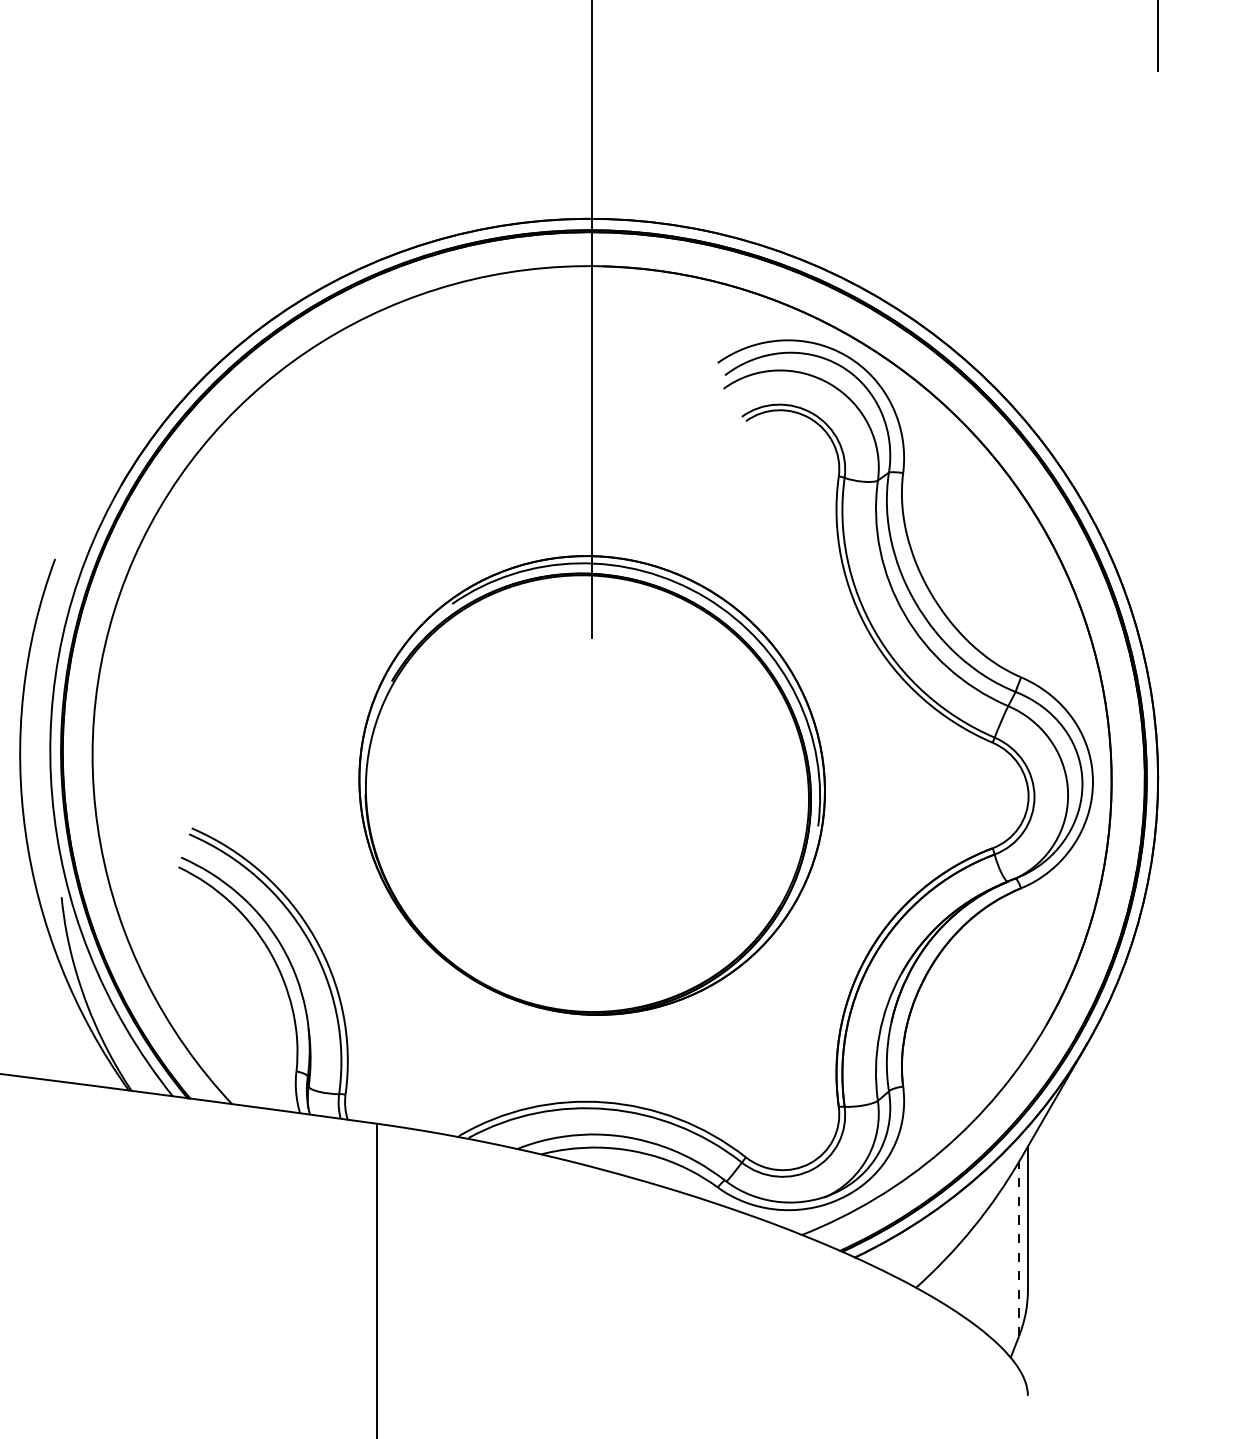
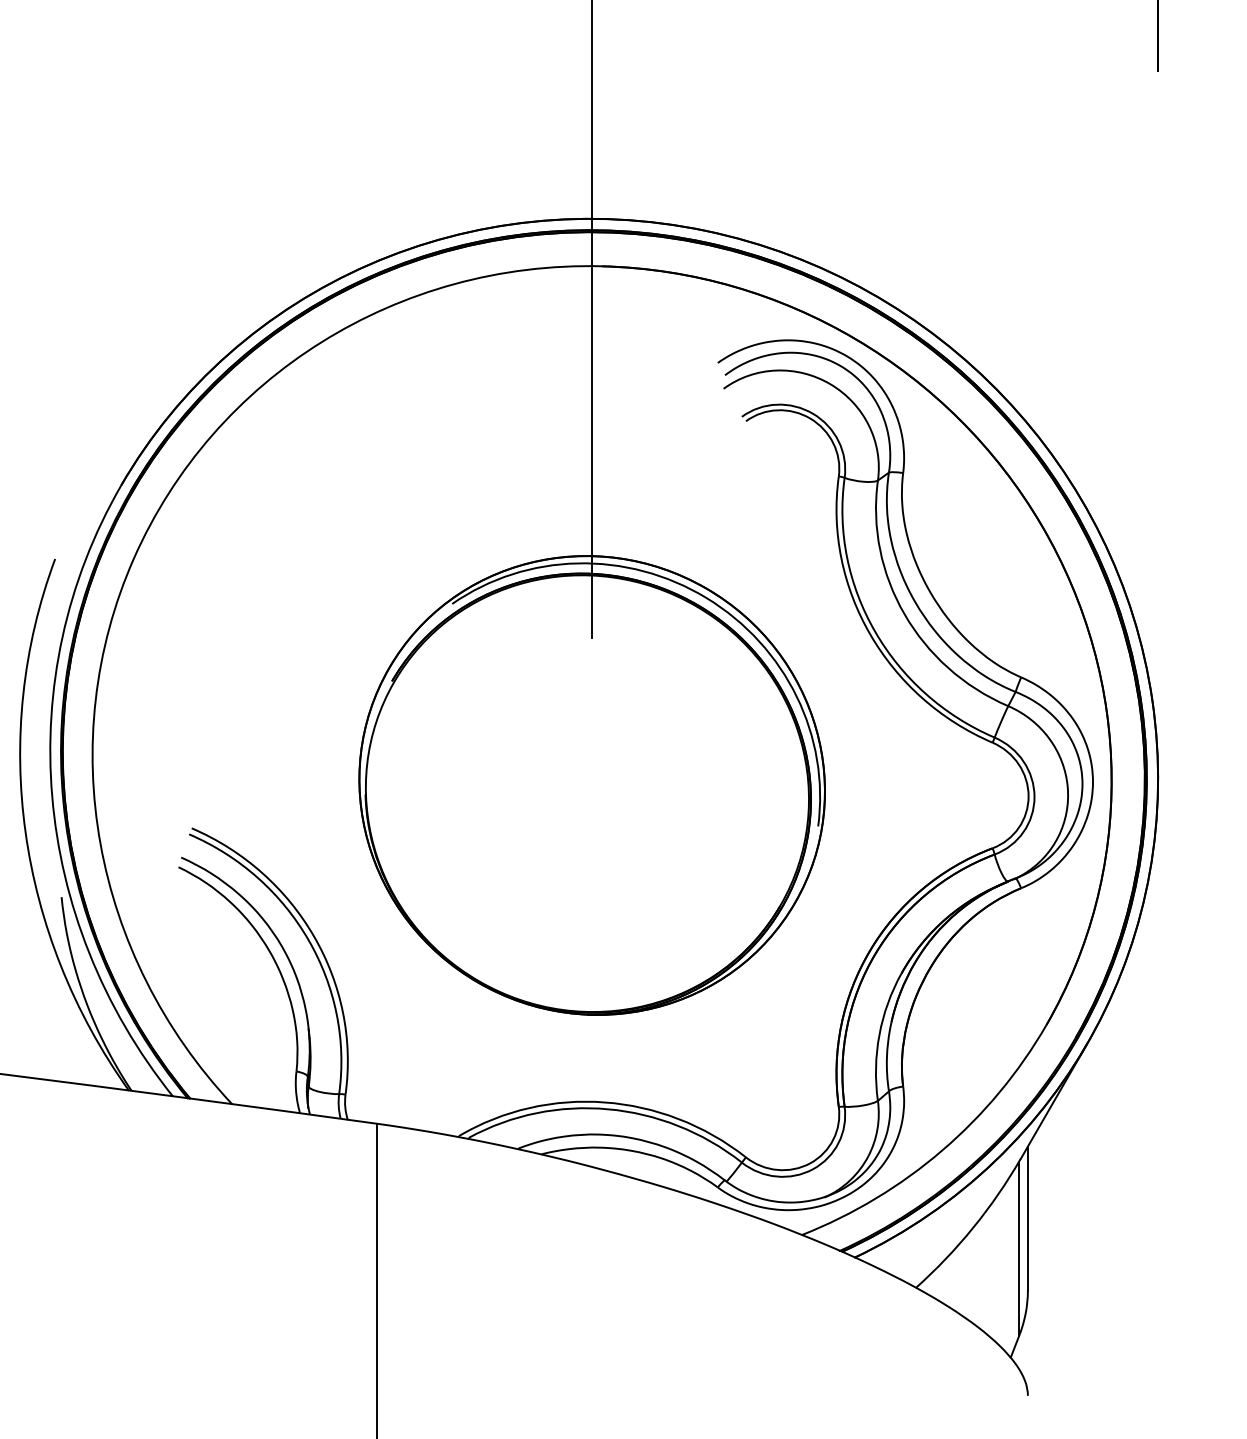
line: dashed -> solid (1019, 1248)
